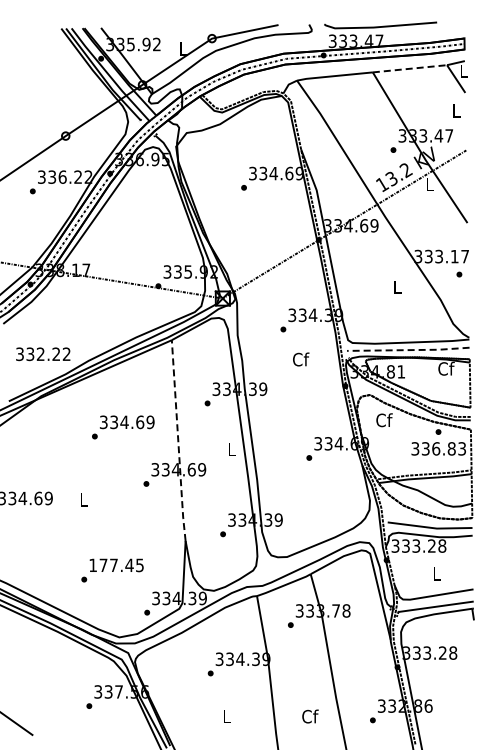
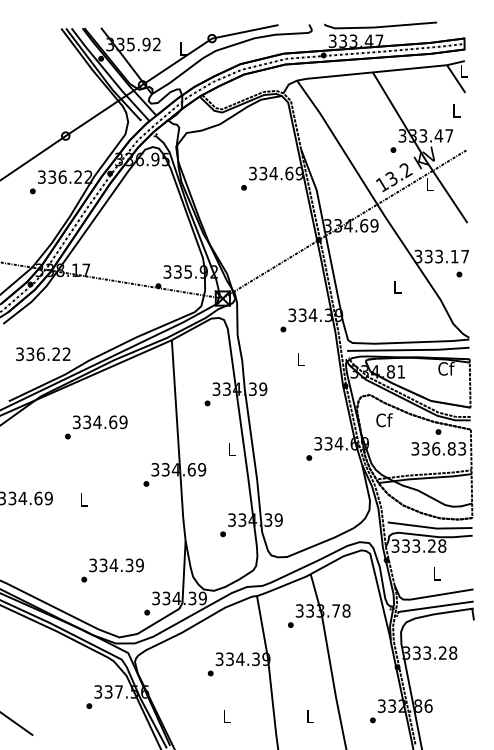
line: dashed -> solid (410, 68)
line: dashed -> solid (408, 350)
text: 332.22 -> 336.22 (40, 354)
text: Cf -> L (301, 359)
text position: (123, 427) -> (96, 427) (96, 427)
line: dashed -> solid (178, 440)
text: 177.45 -> 334.39 (116, 565)
text: Cf -> L (310, 716)
